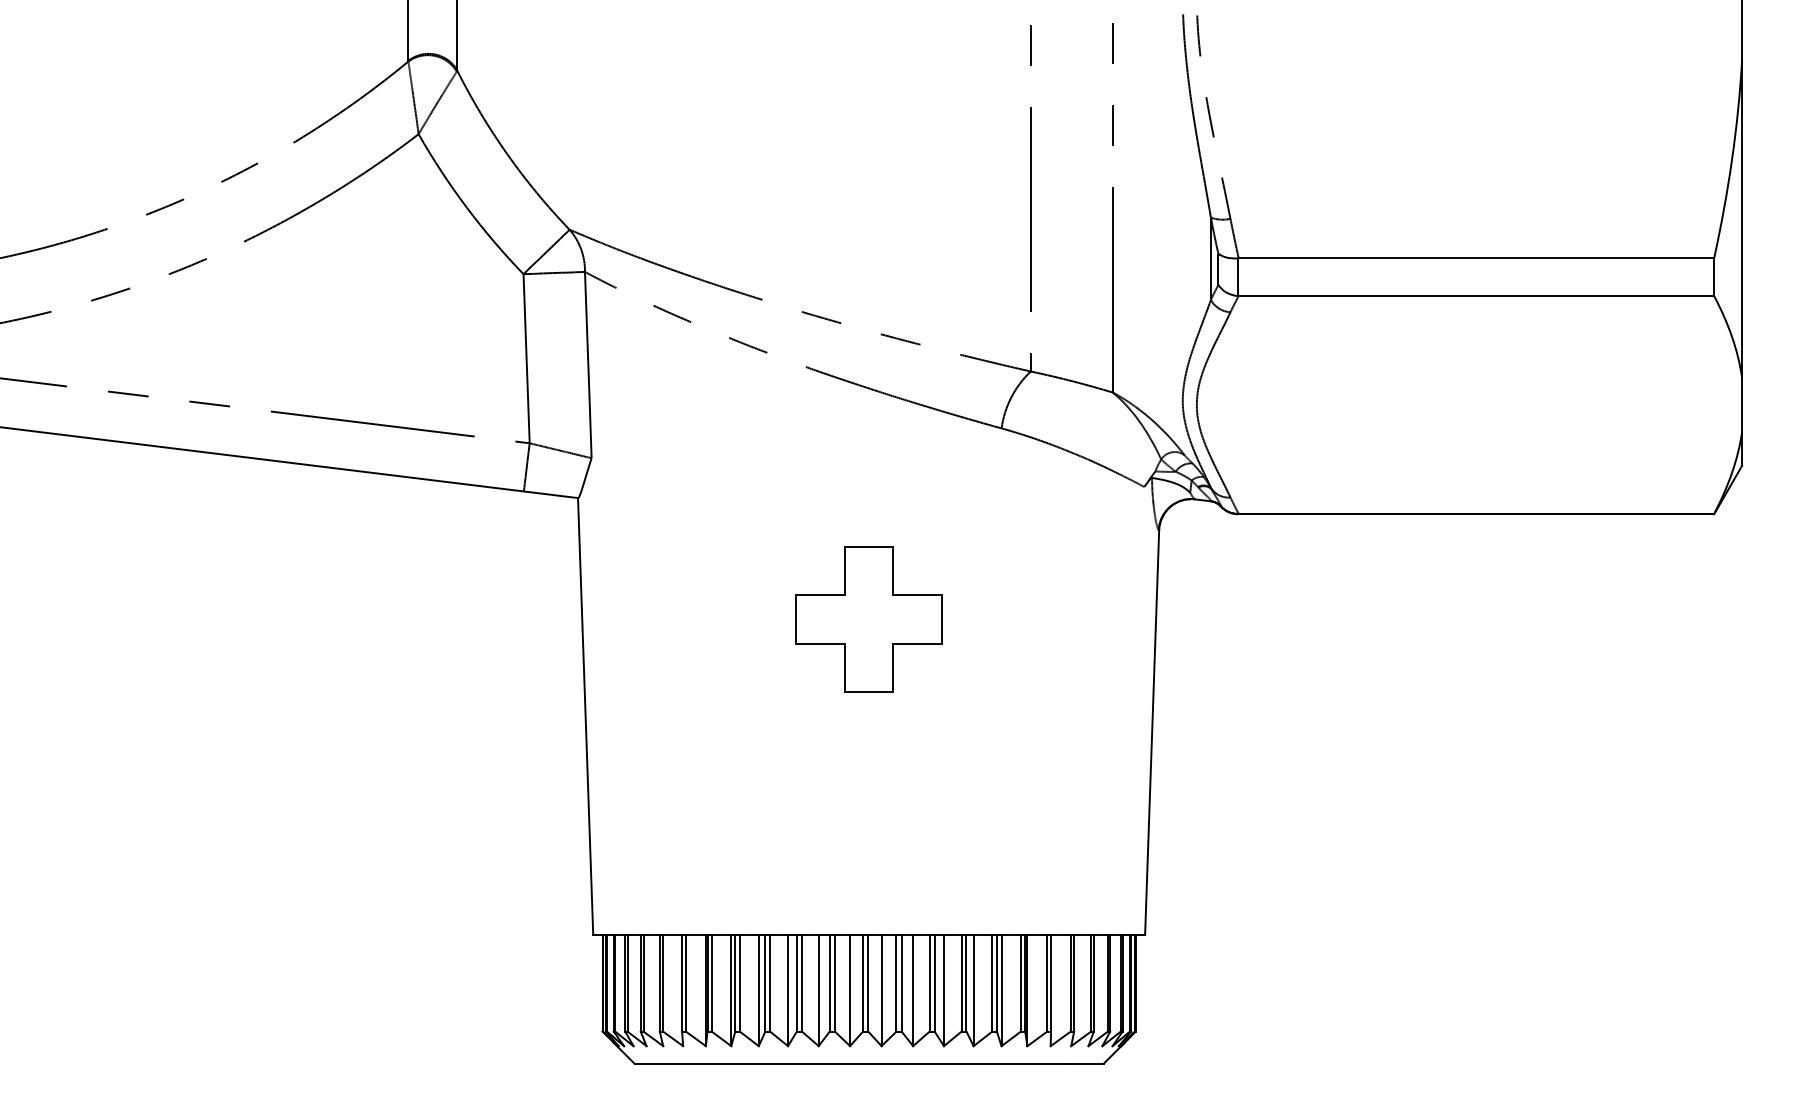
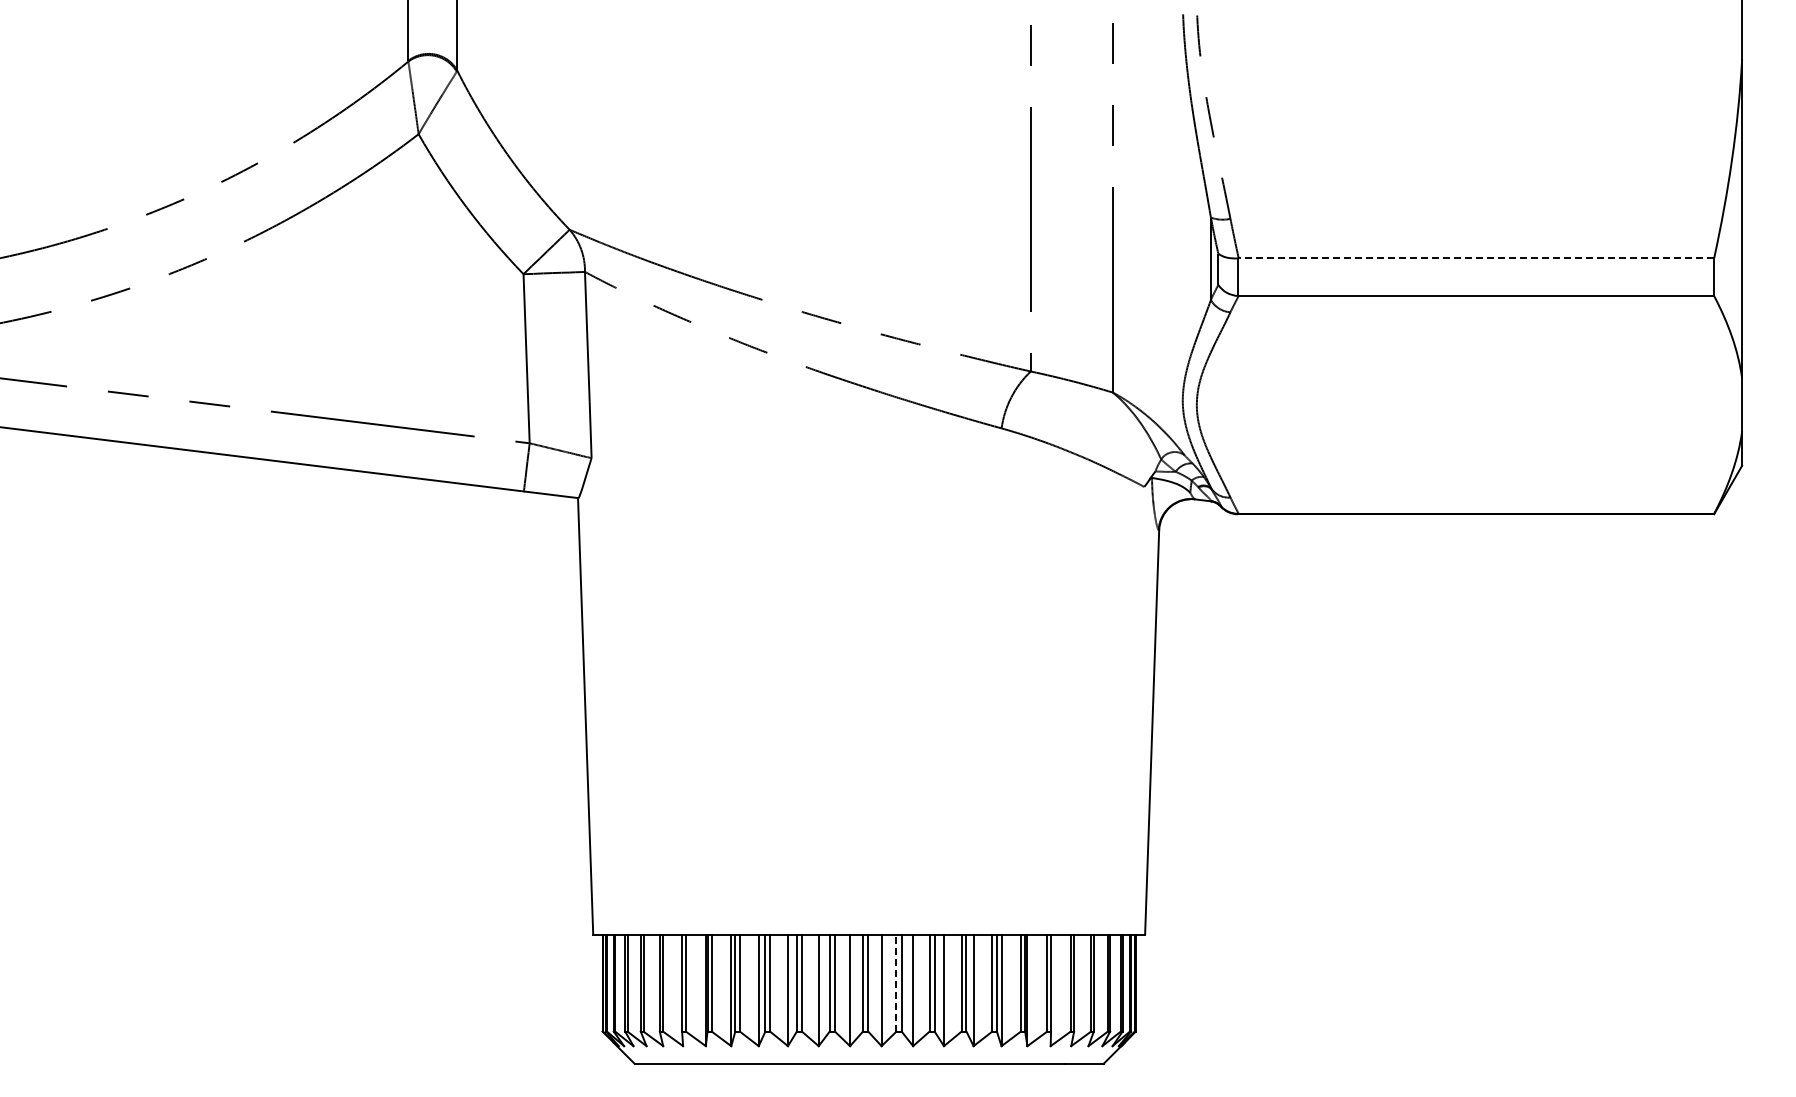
line: solid -> dashed (1476, 258)
part: present -> none (868, 619)
line: solid -> dashed (896, 982)
